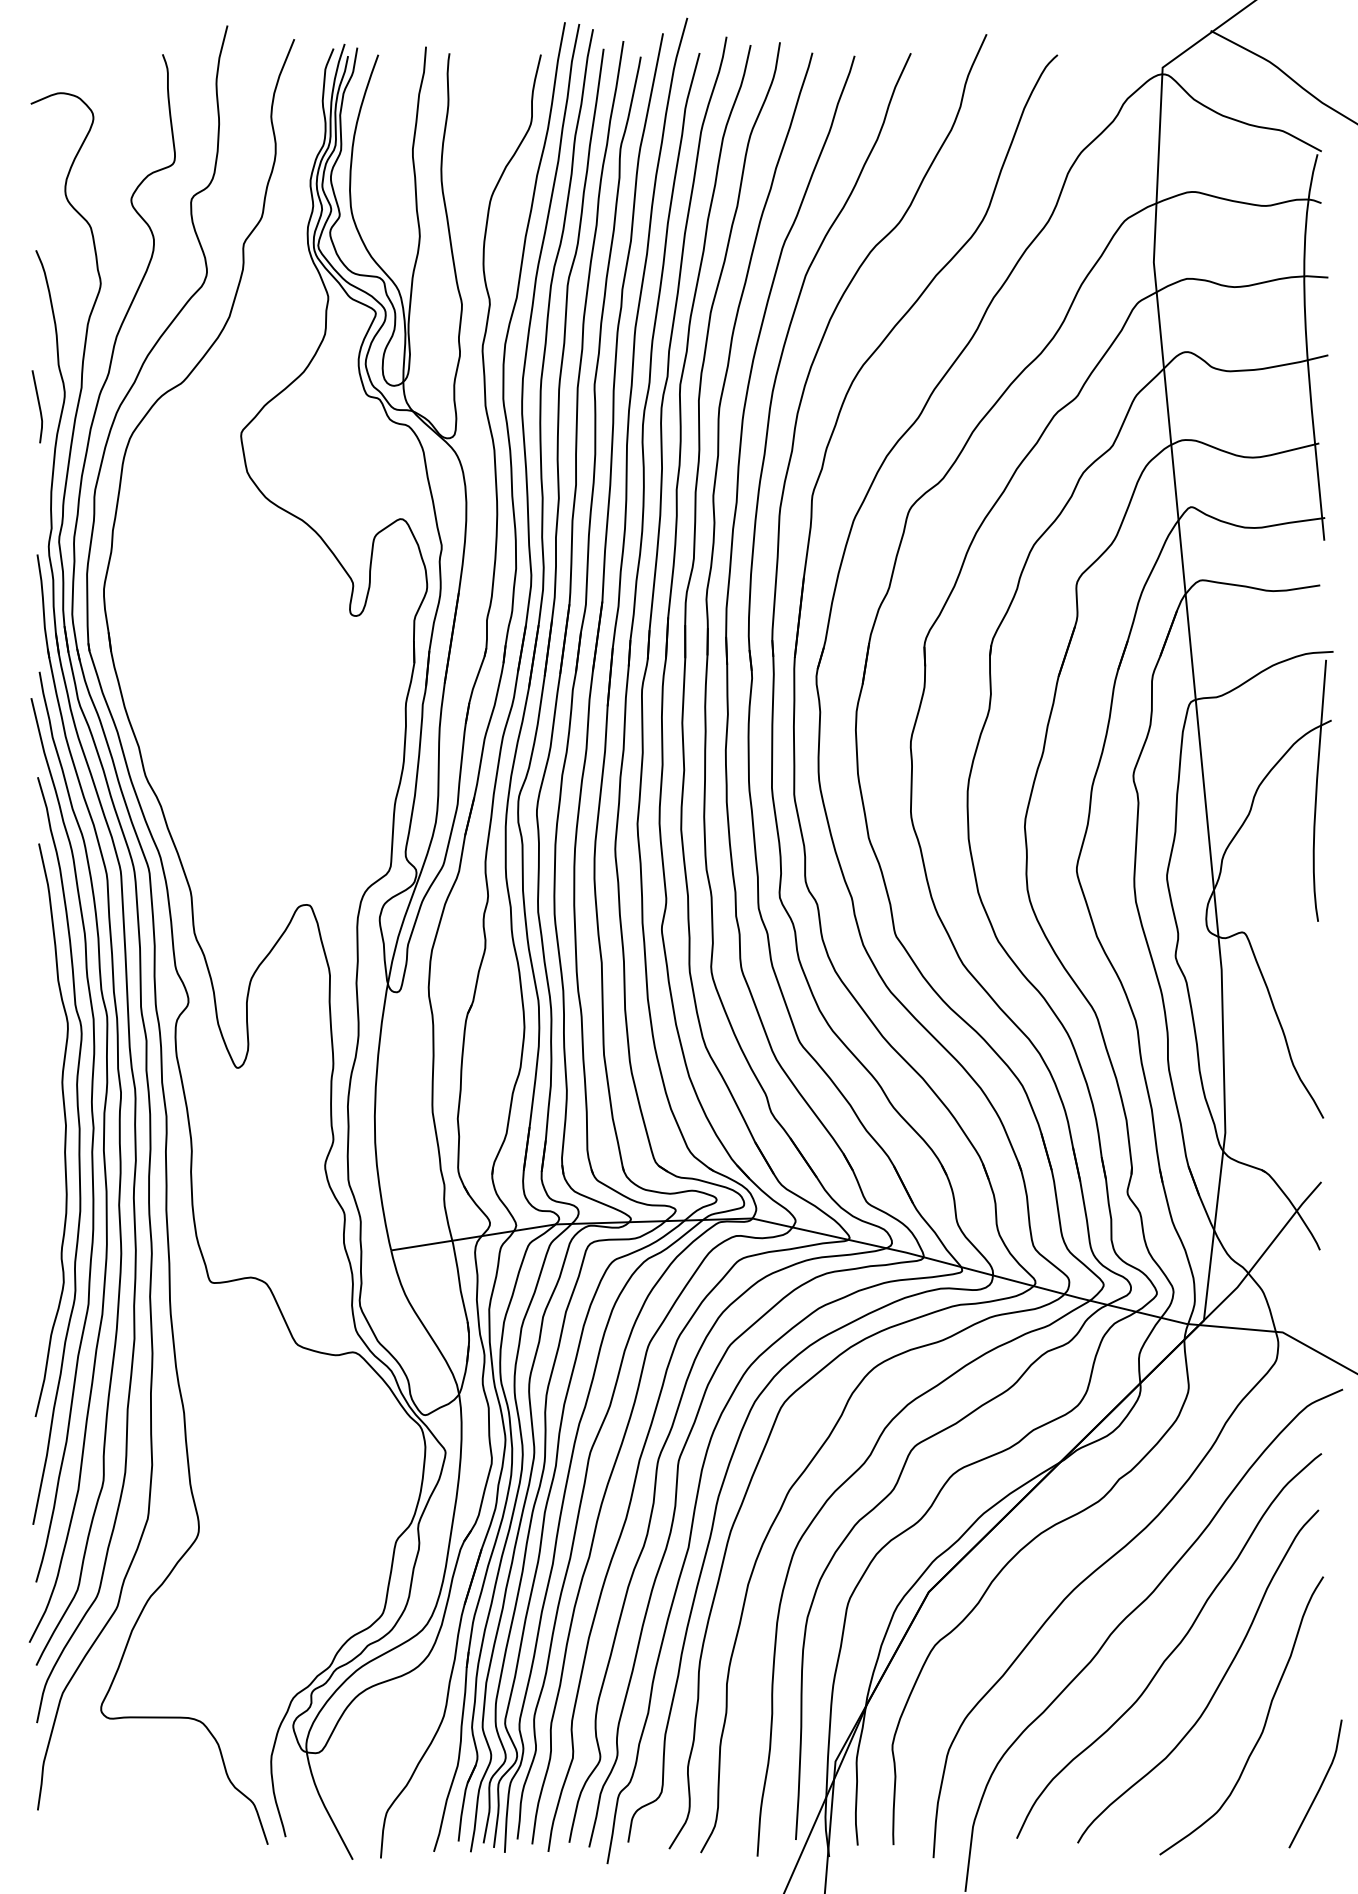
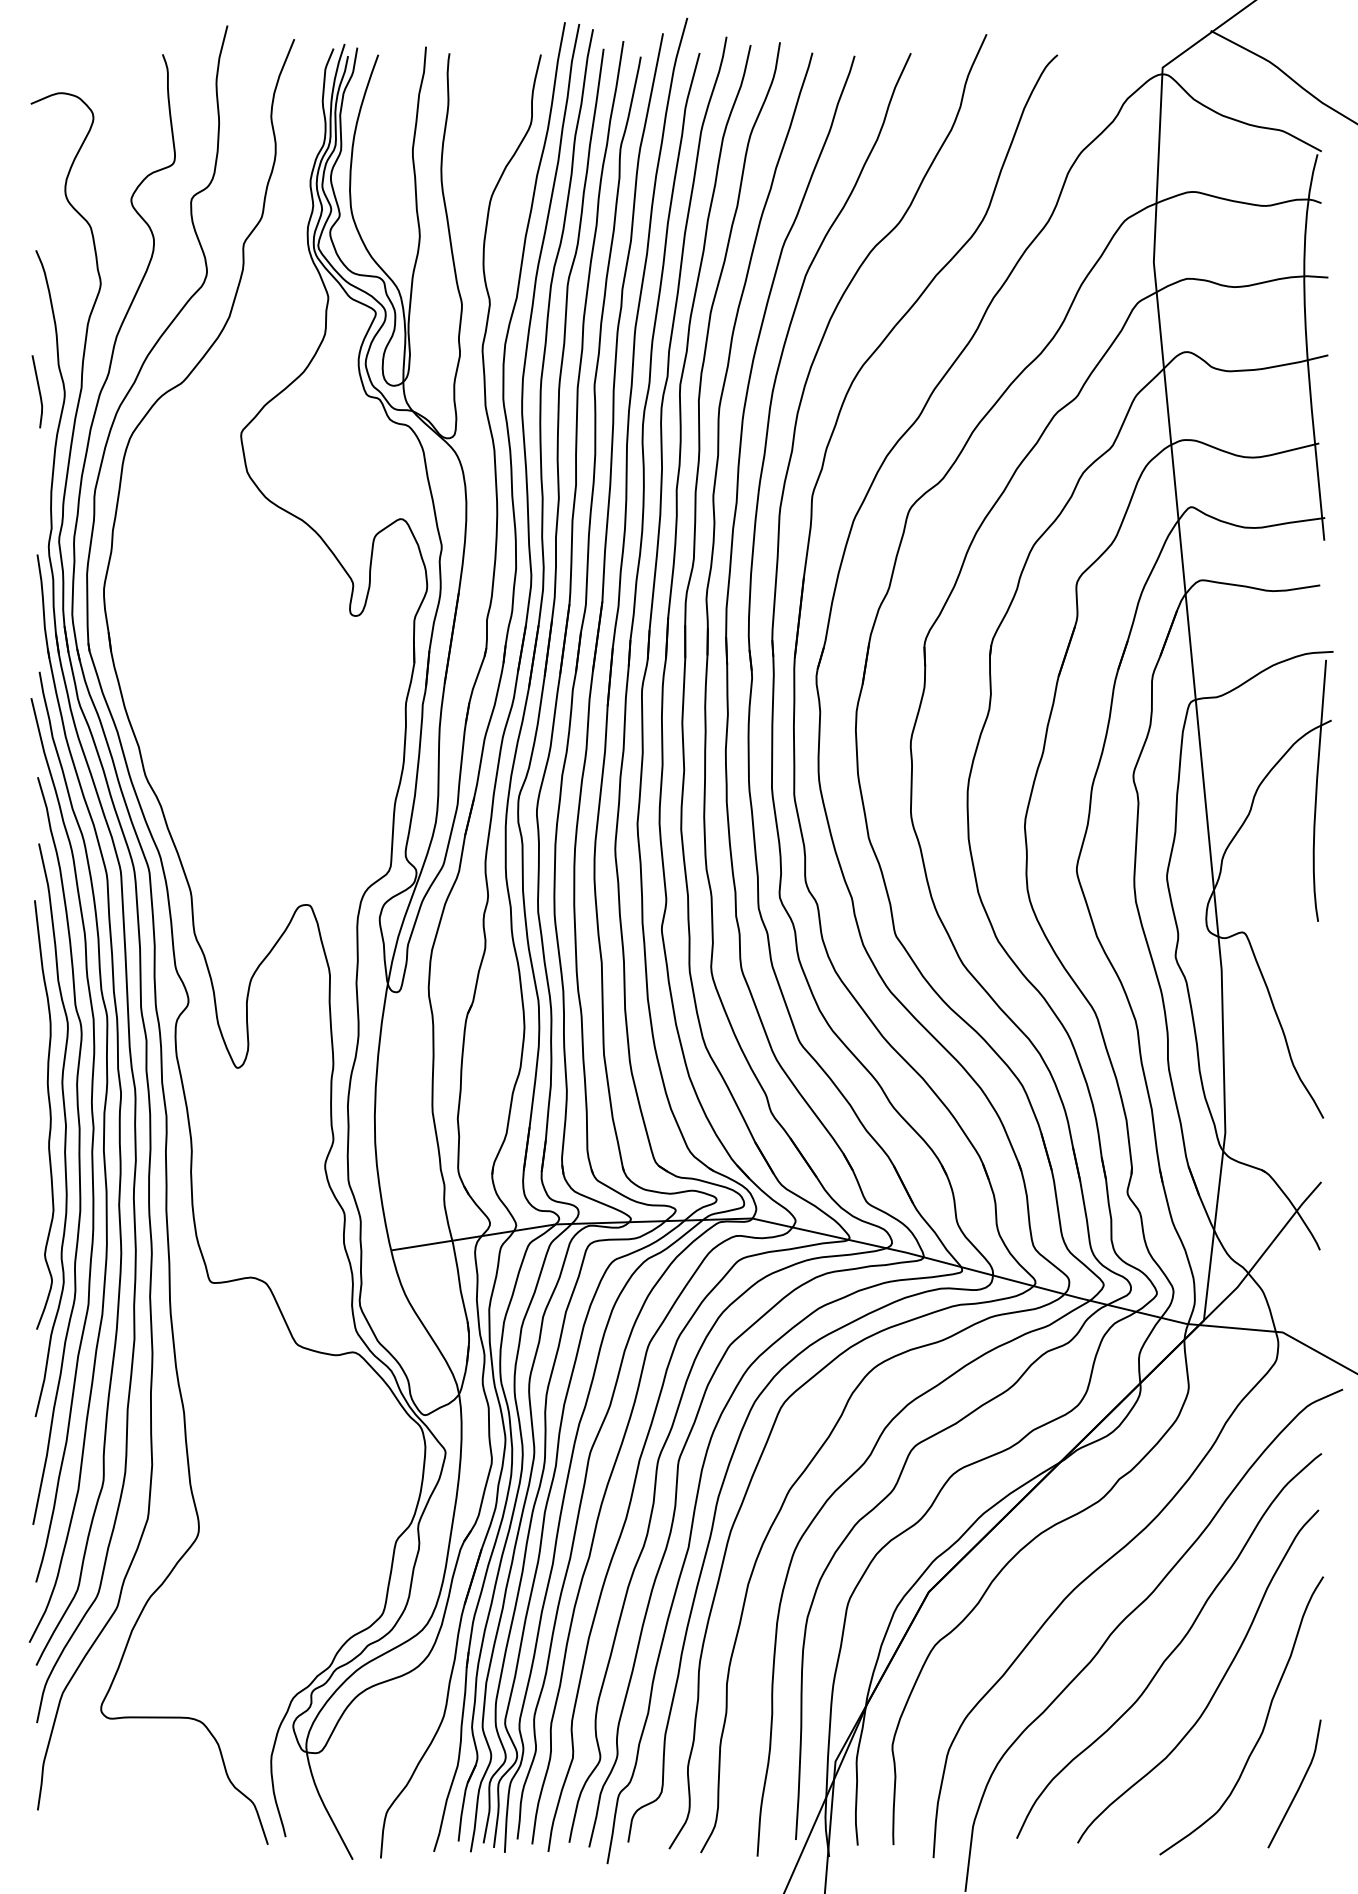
line position: (38, 406) -> (38, 391) (38, 391)
curve: none -> present (49, 1114)
curve position: (1319, 1786) -> (1298, 1786) (1298, 1786)
